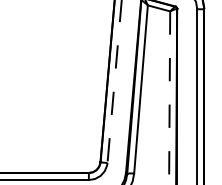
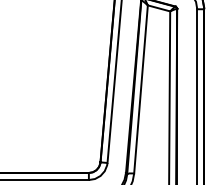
line: dashed -> solid (114, 82)
line: dashed -> solid (169, 98)
